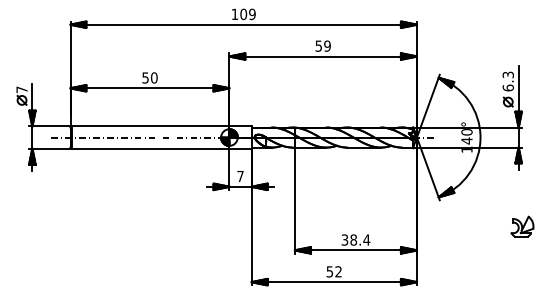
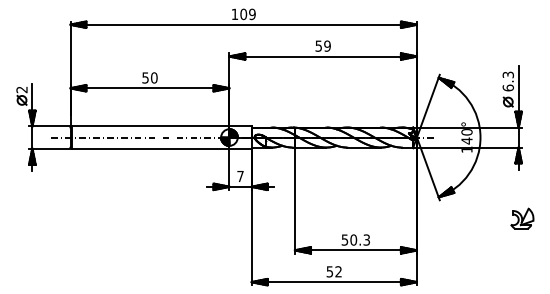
text: 7 -> 2 (21, 89)
part position: (522, 226) -> (522, 218) (522, 218)
text: 38.4 -> 50.3 (356, 239)
